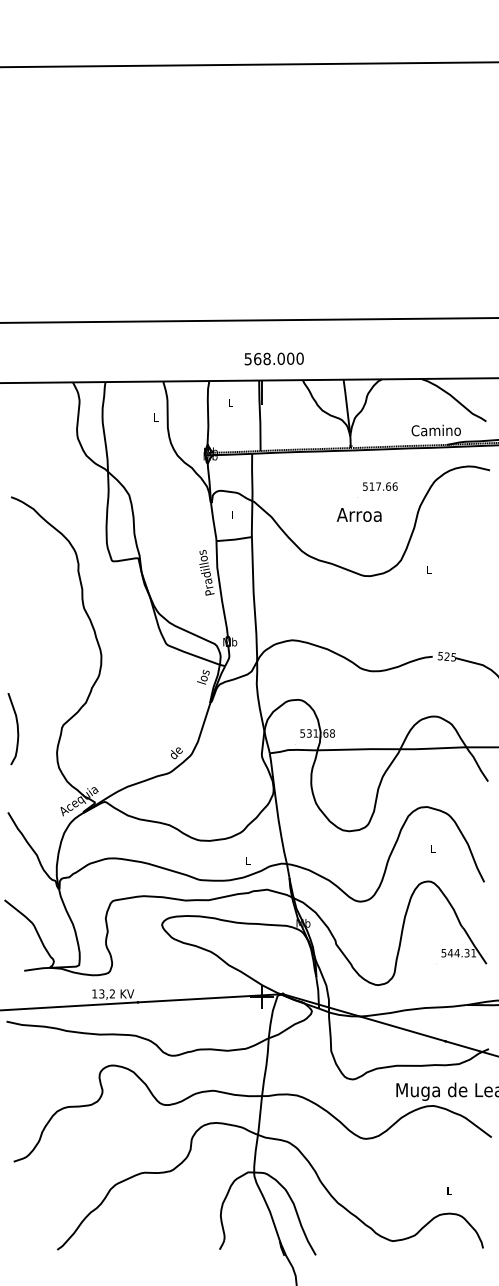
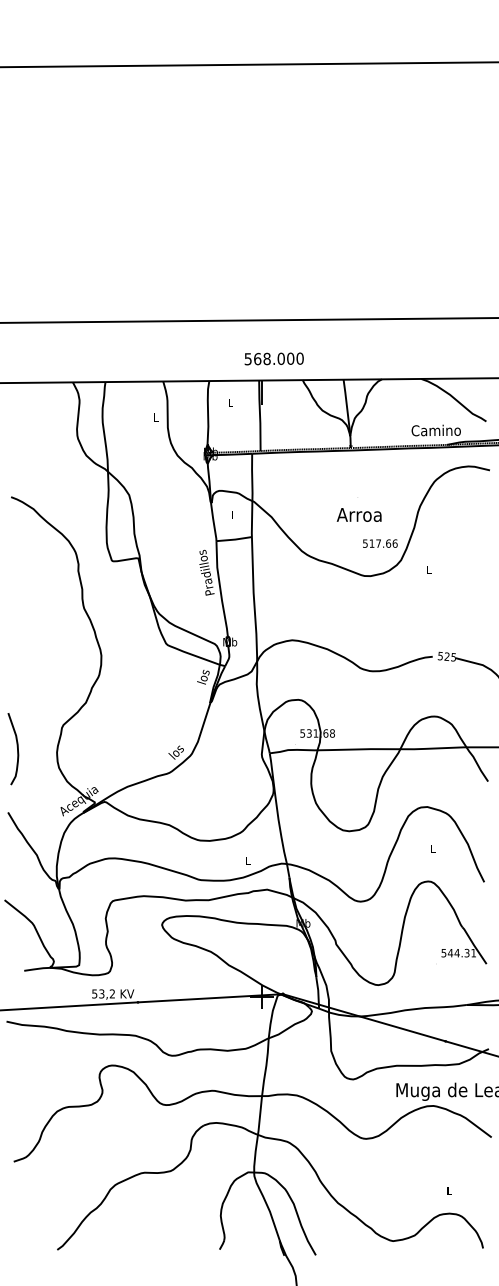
text position: (380, 486) -> (380, 543) (380, 543)
curve position: (17, 729) -> (17, 749) (17, 749)
text: de -> los (175, 752)
text: 13,2 -> 53,2 (94, 993)
